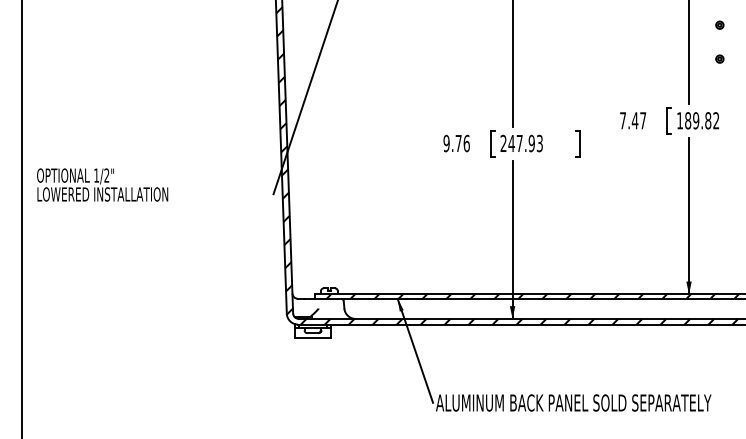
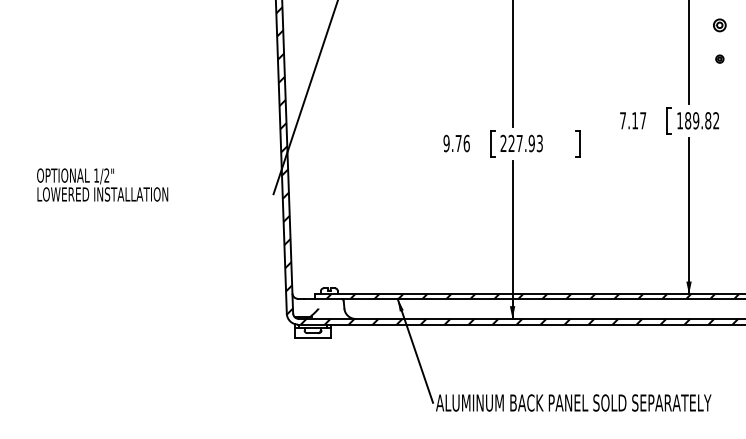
part size: 10x10 px -> 14x15 px (719, 25)
text: 7.47 -> 7.17 (634, 120)
text: 247.93 -> 227.93 (511, 142)
line: present -> none (22, 218)
